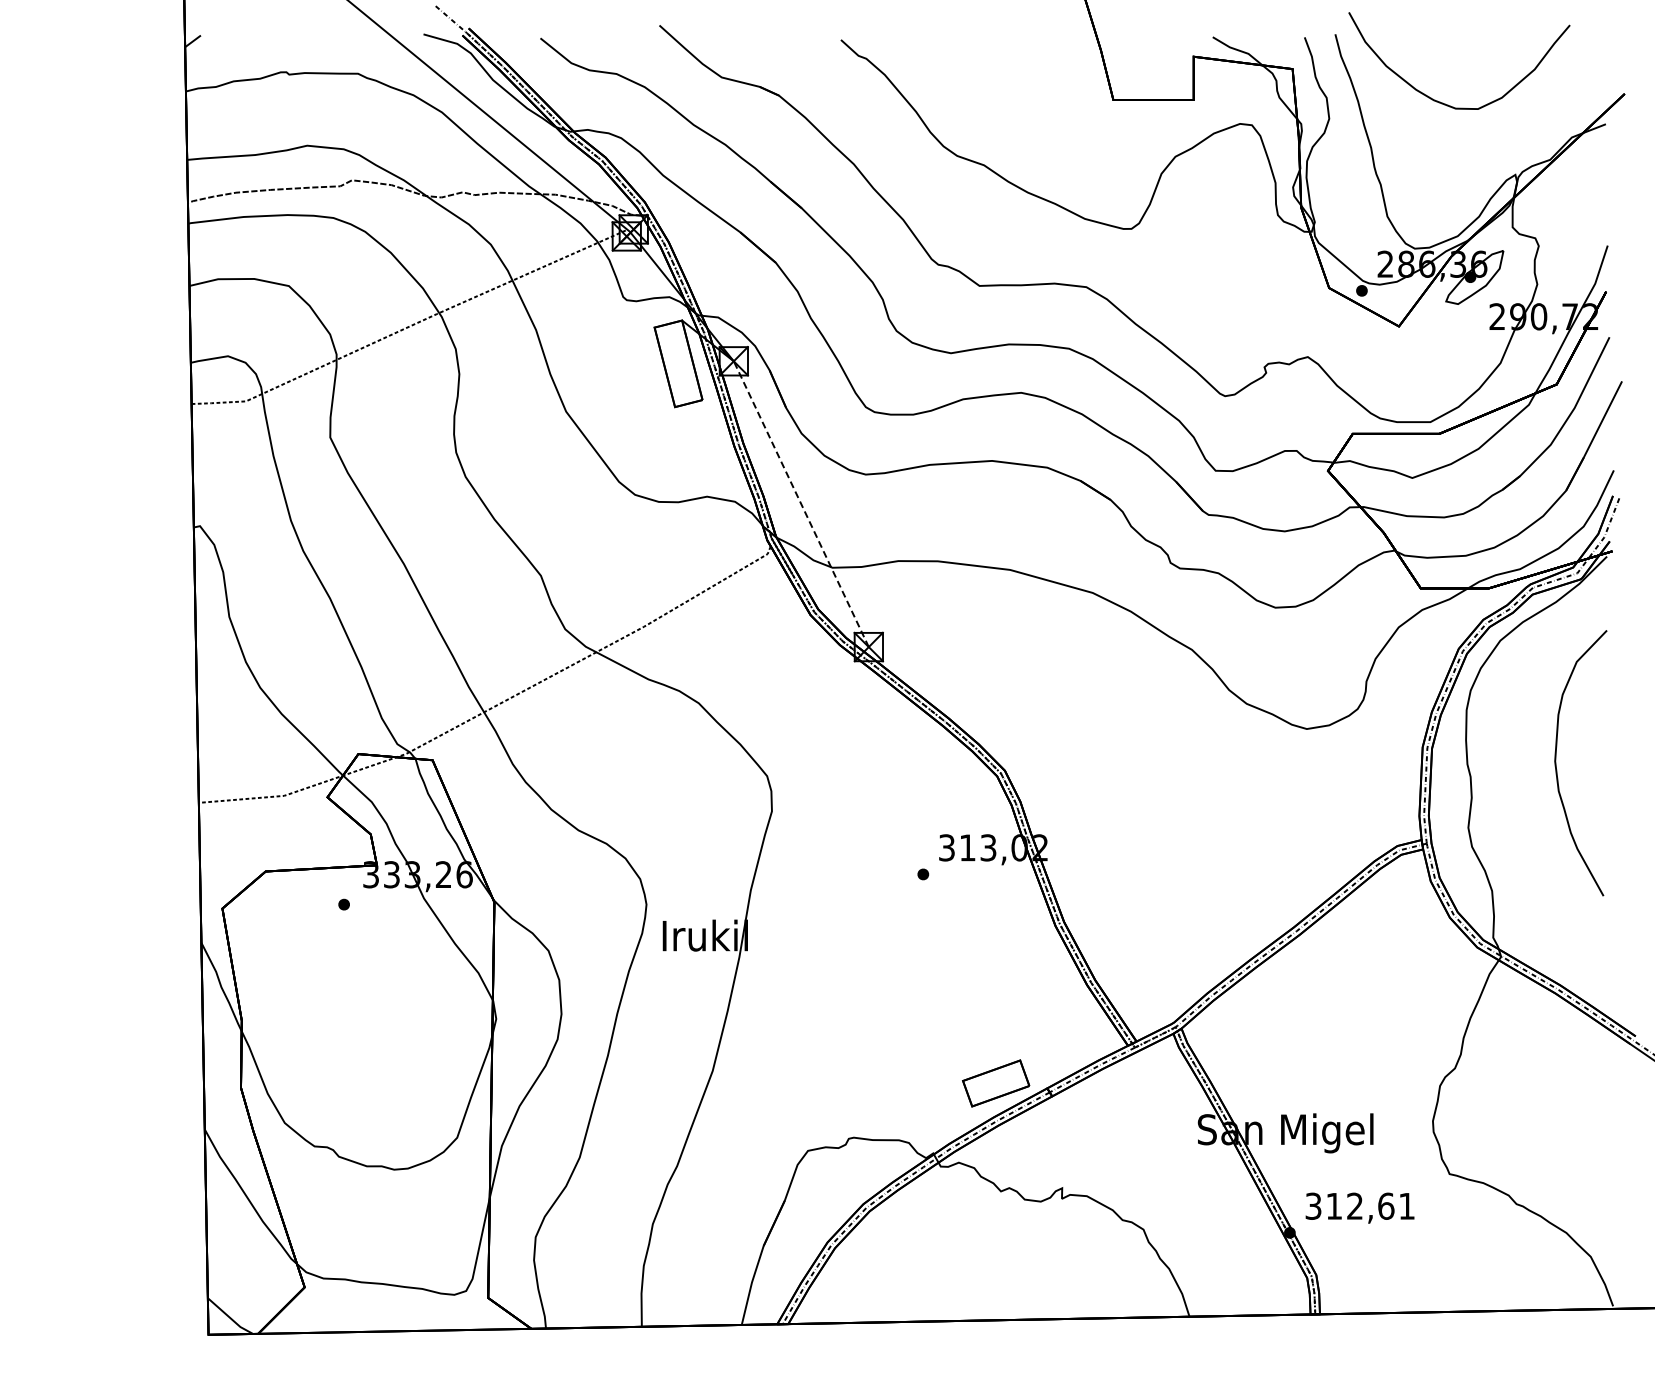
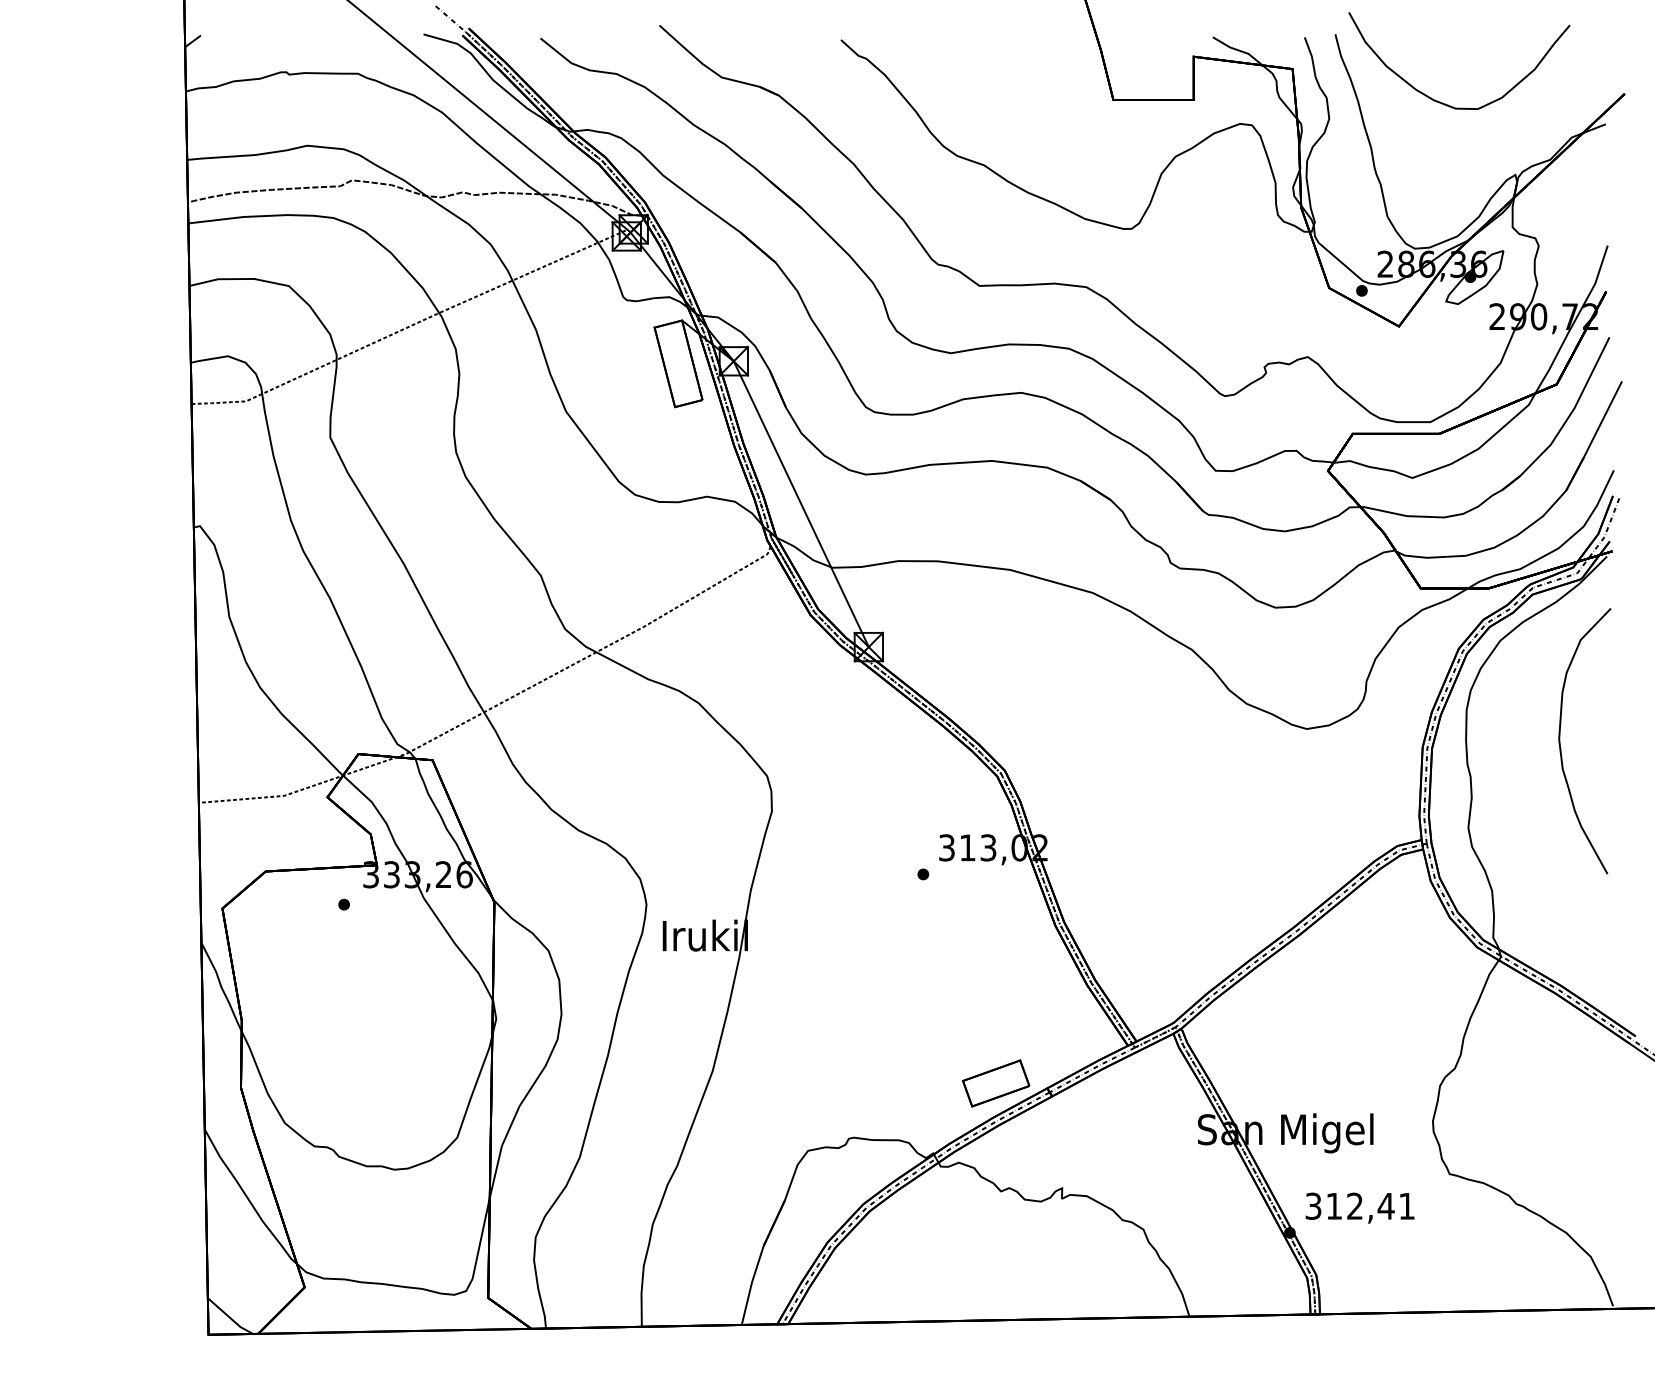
line: dashed -> solid (801, 503)
curve position: (1557, 769) -> (1561, 747) (1561, 747)
text: 312,61 -> 312,41 (1385, 1205)
